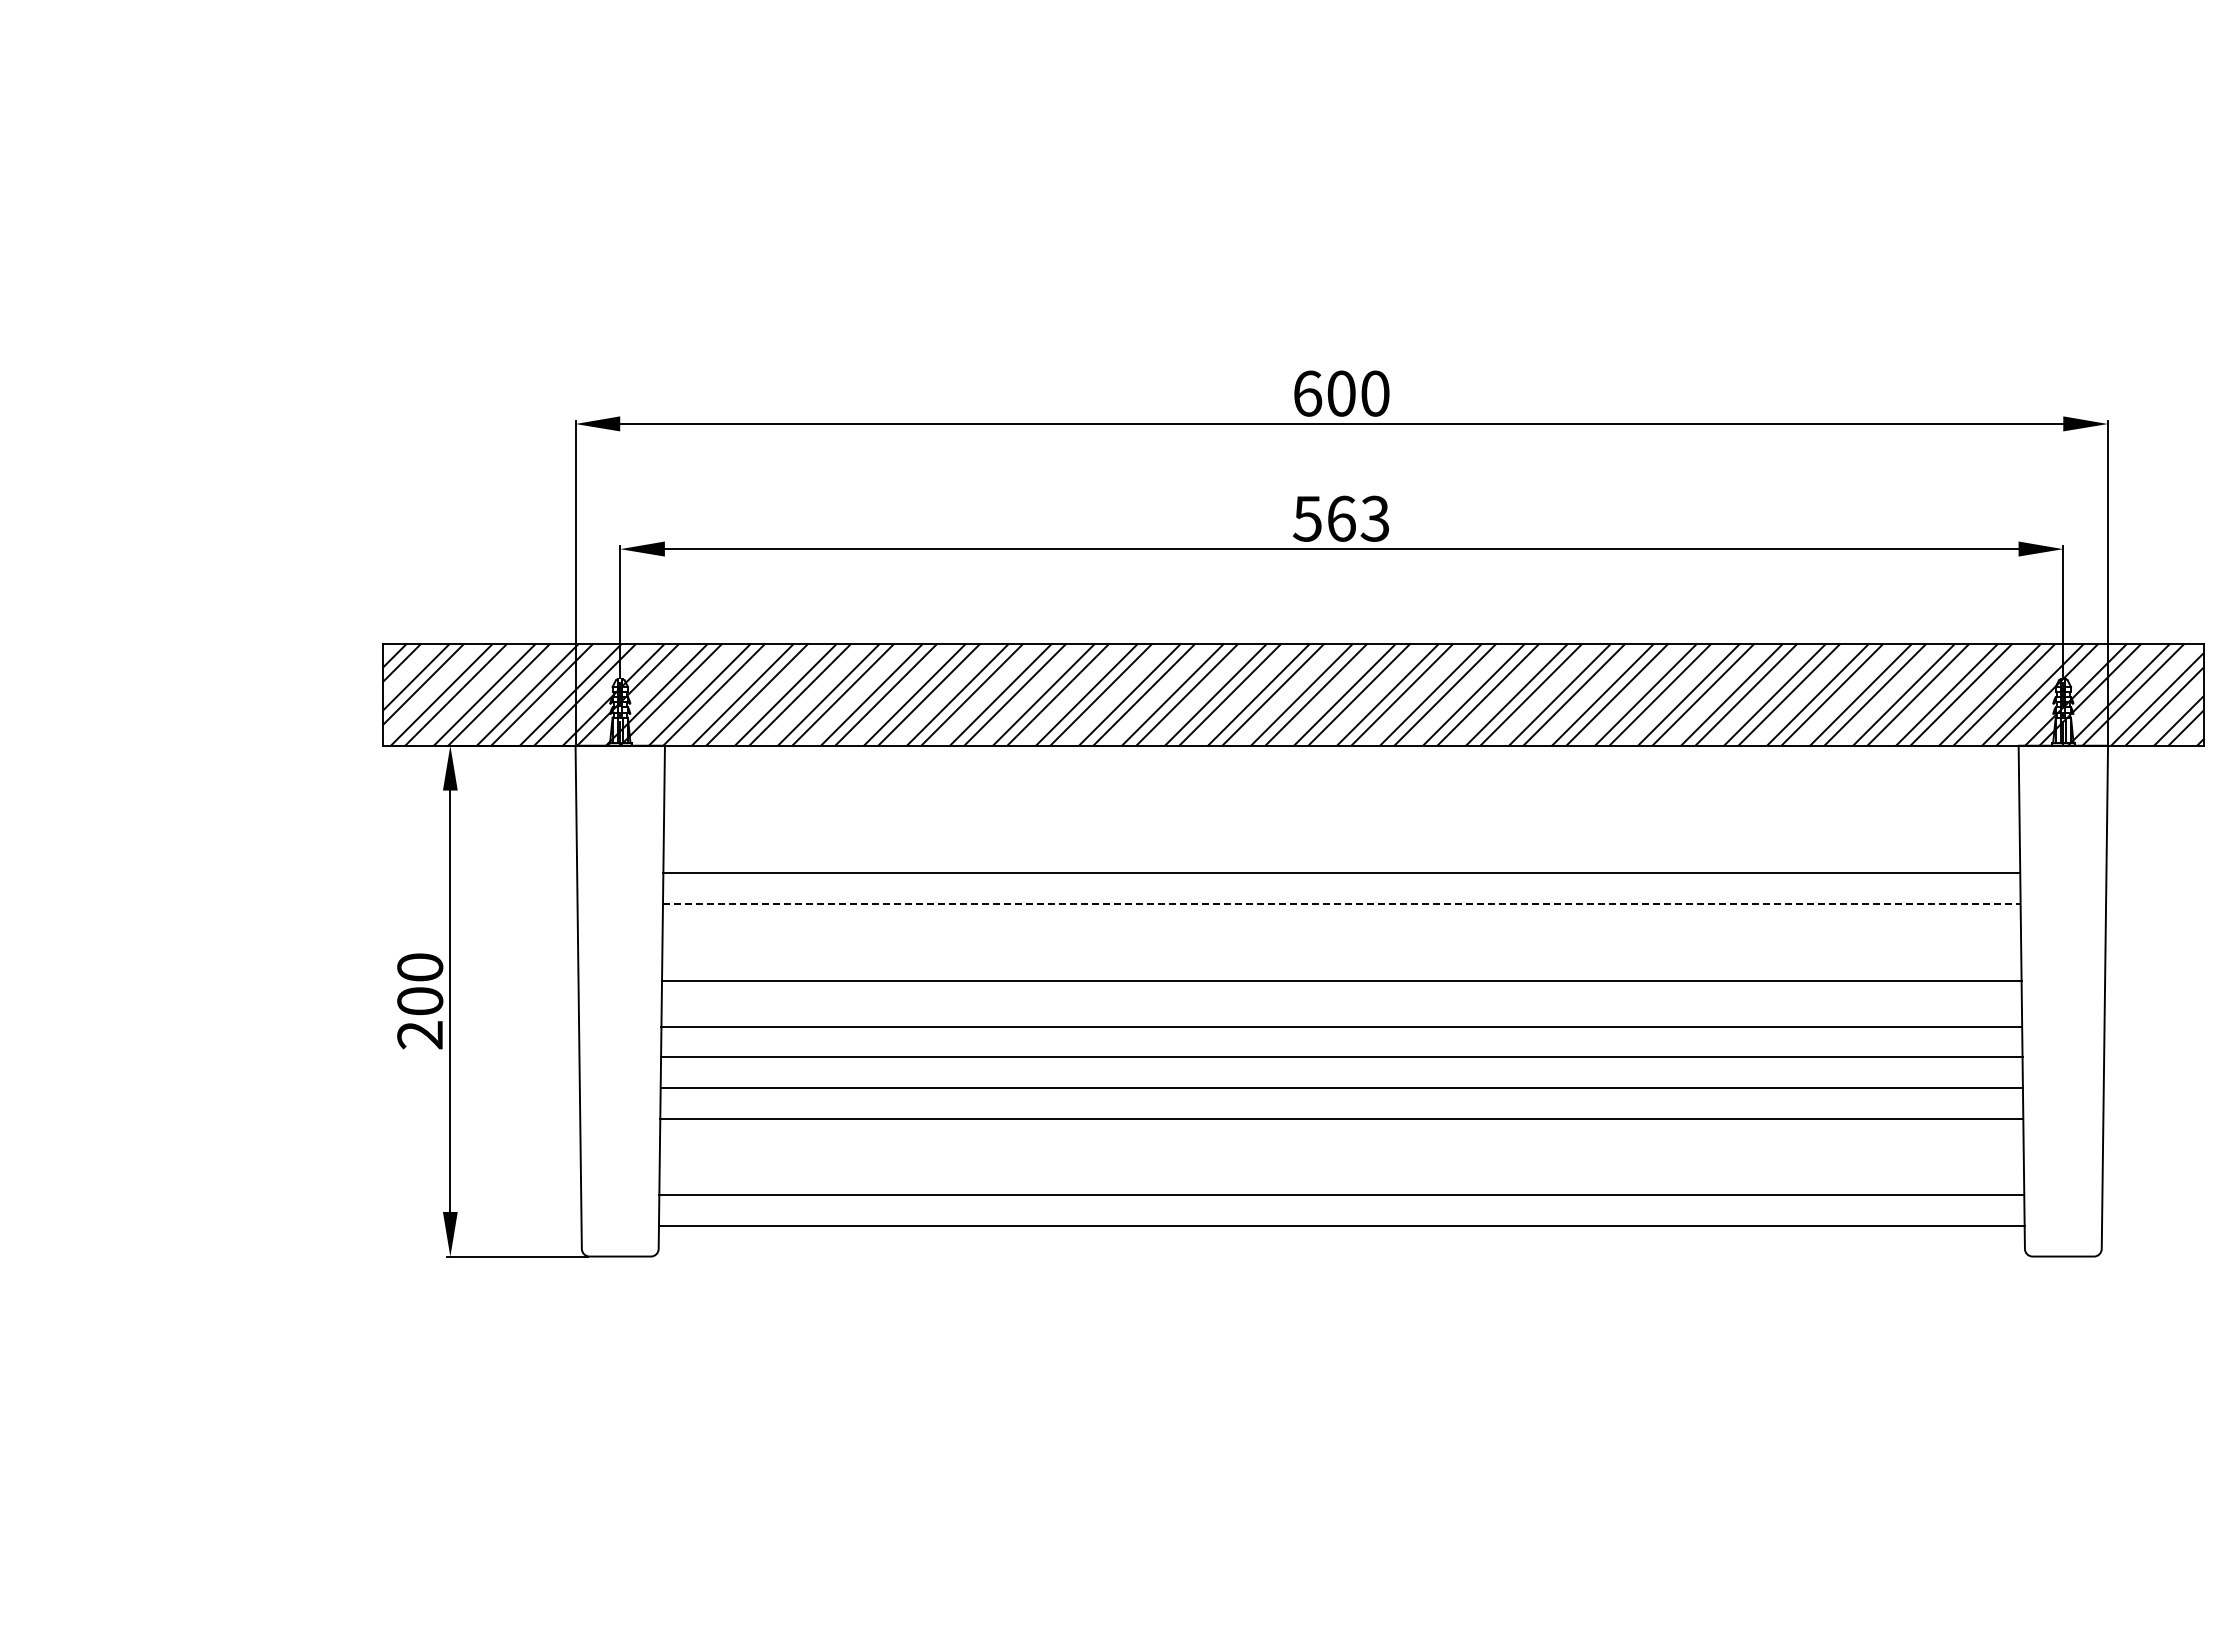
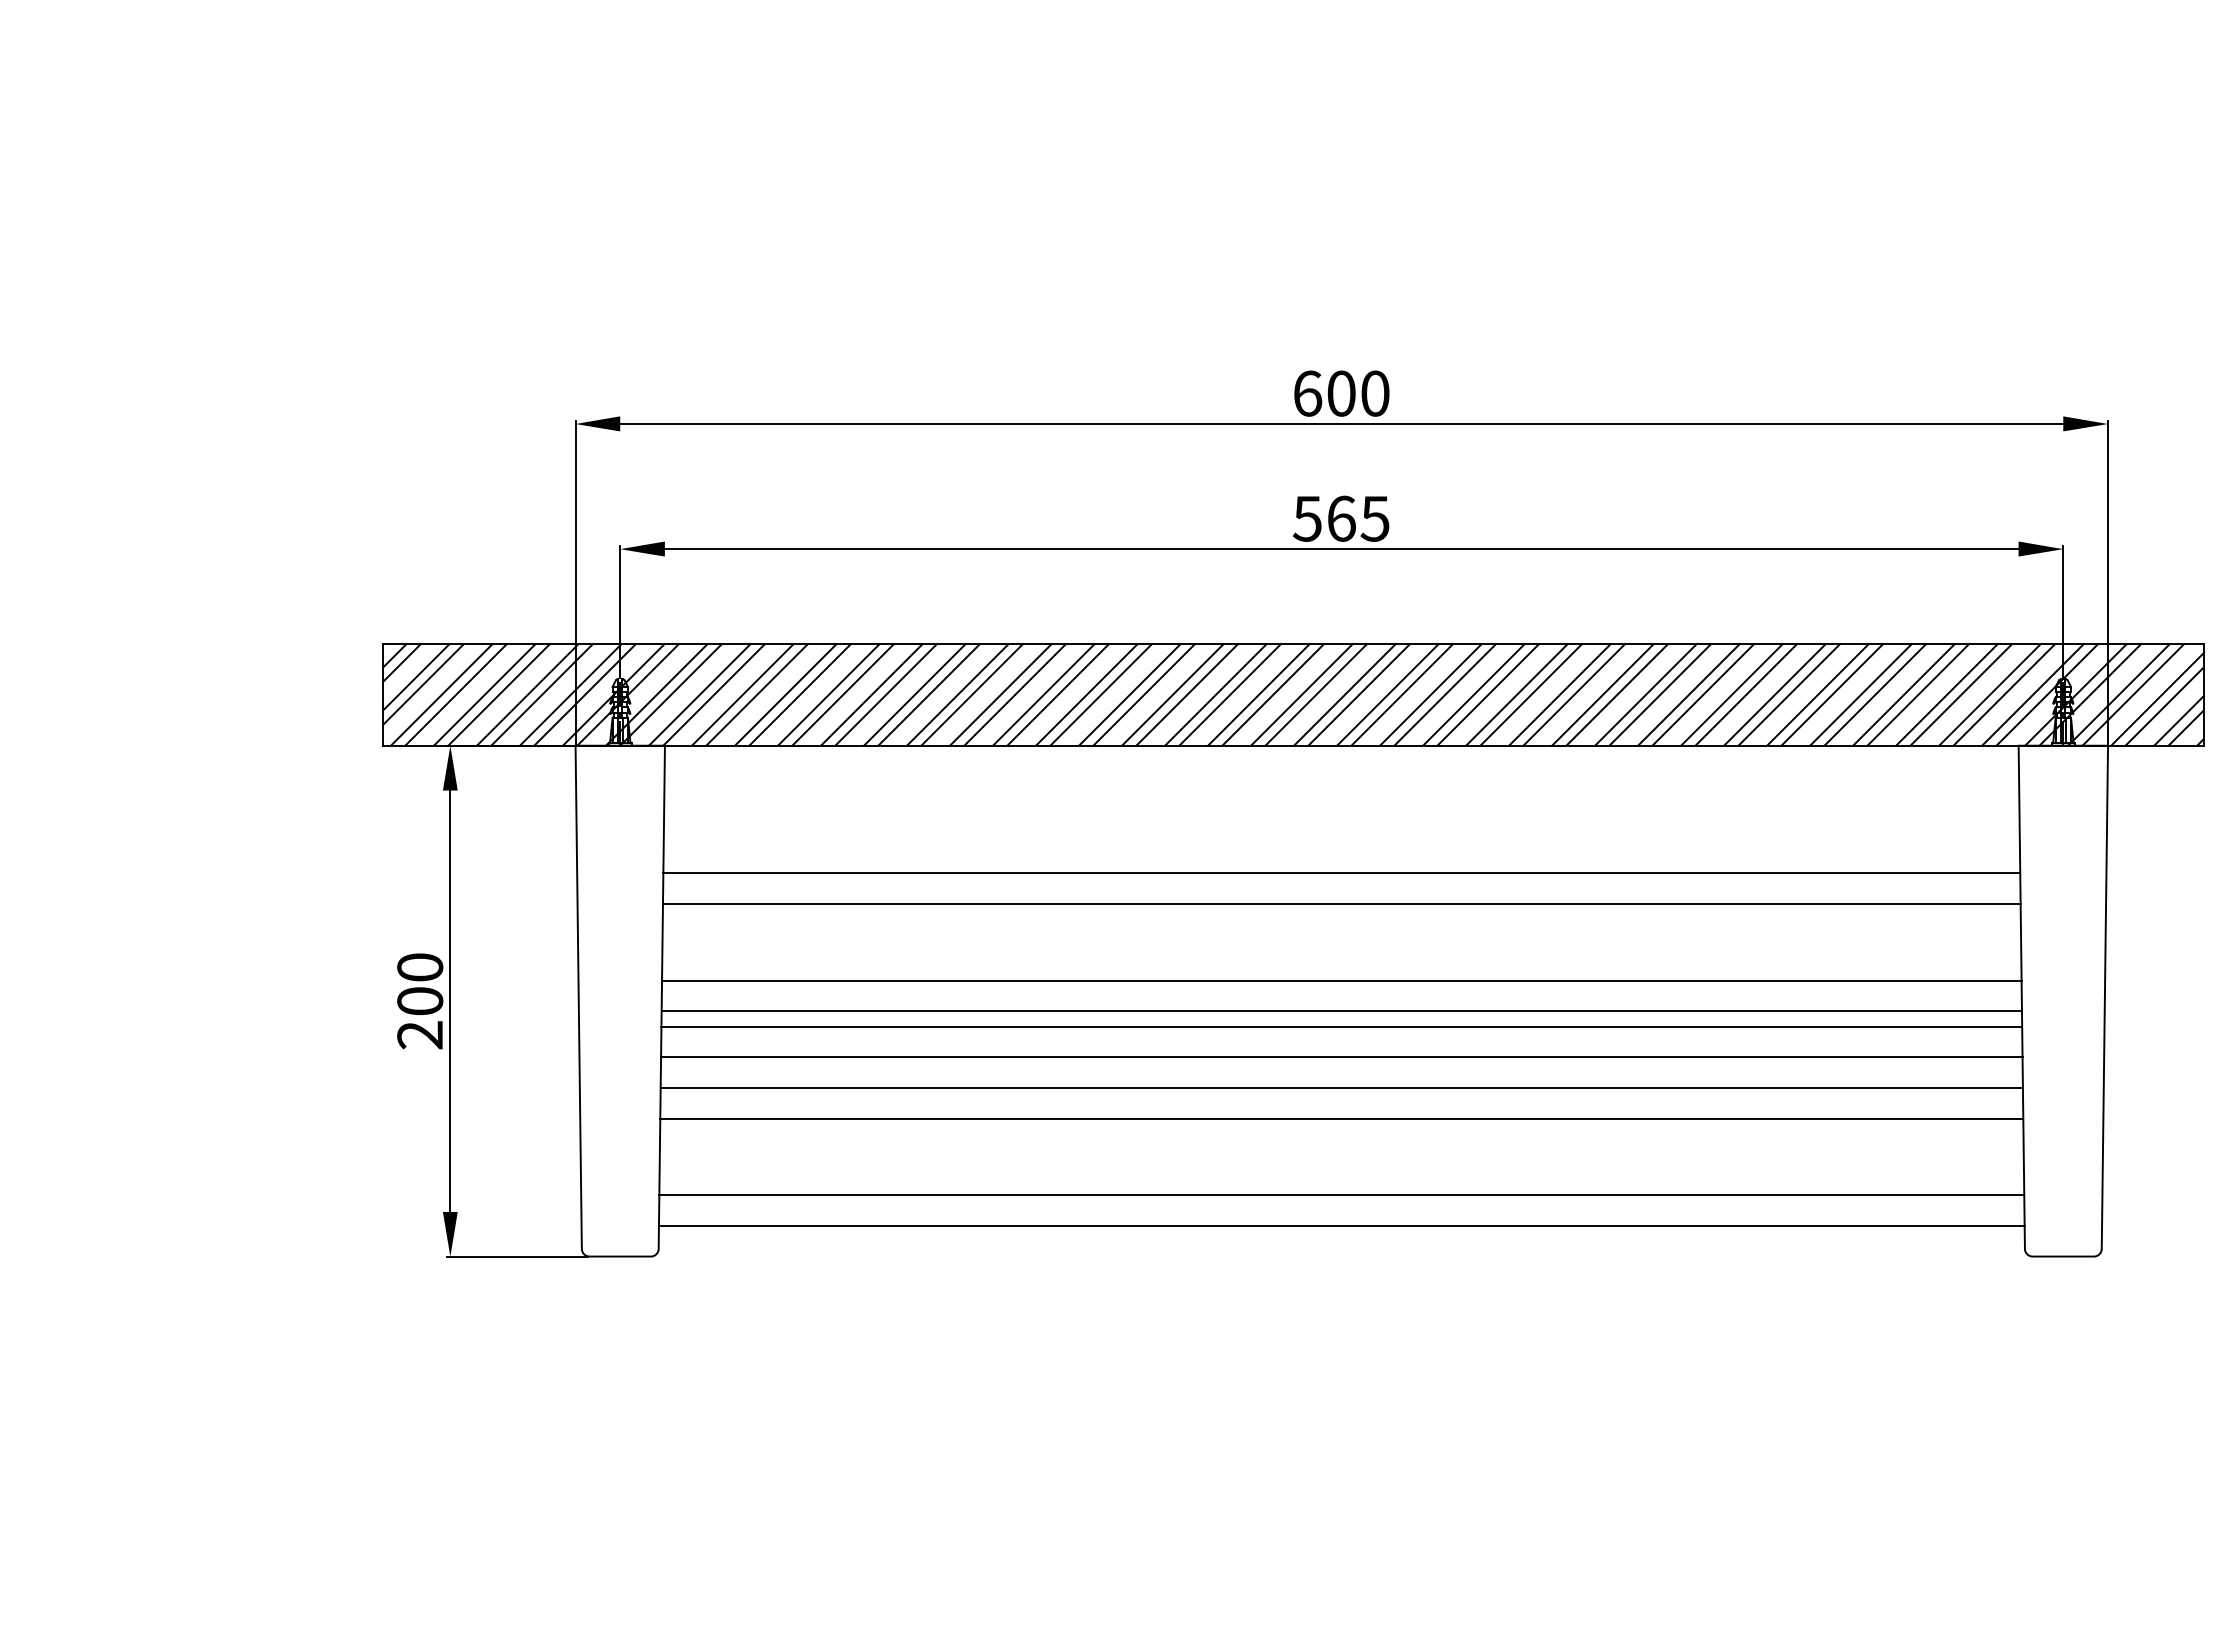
text: 563 -> 565 (1374, 518)
line: dashed -> solid (1341, 904)
line: none -> present (1341, 1011)
